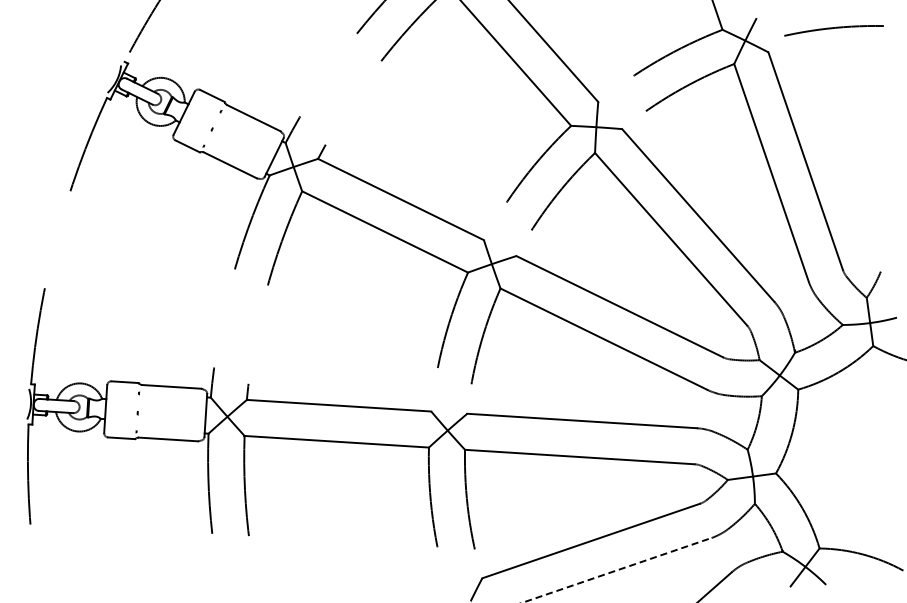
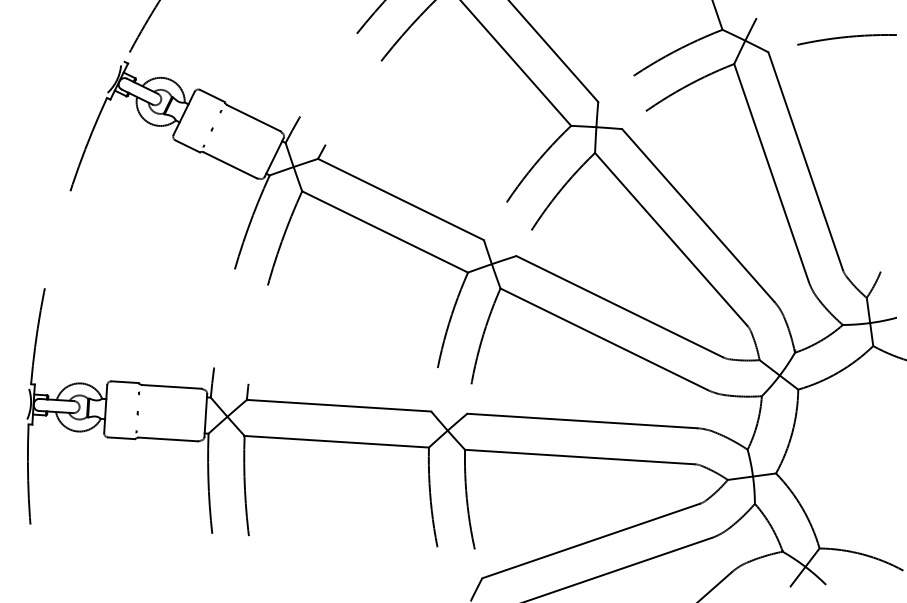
arc position: (832, 29) -> (845, 38) (845, 38)
line: dashed -> solid (617, 570)
